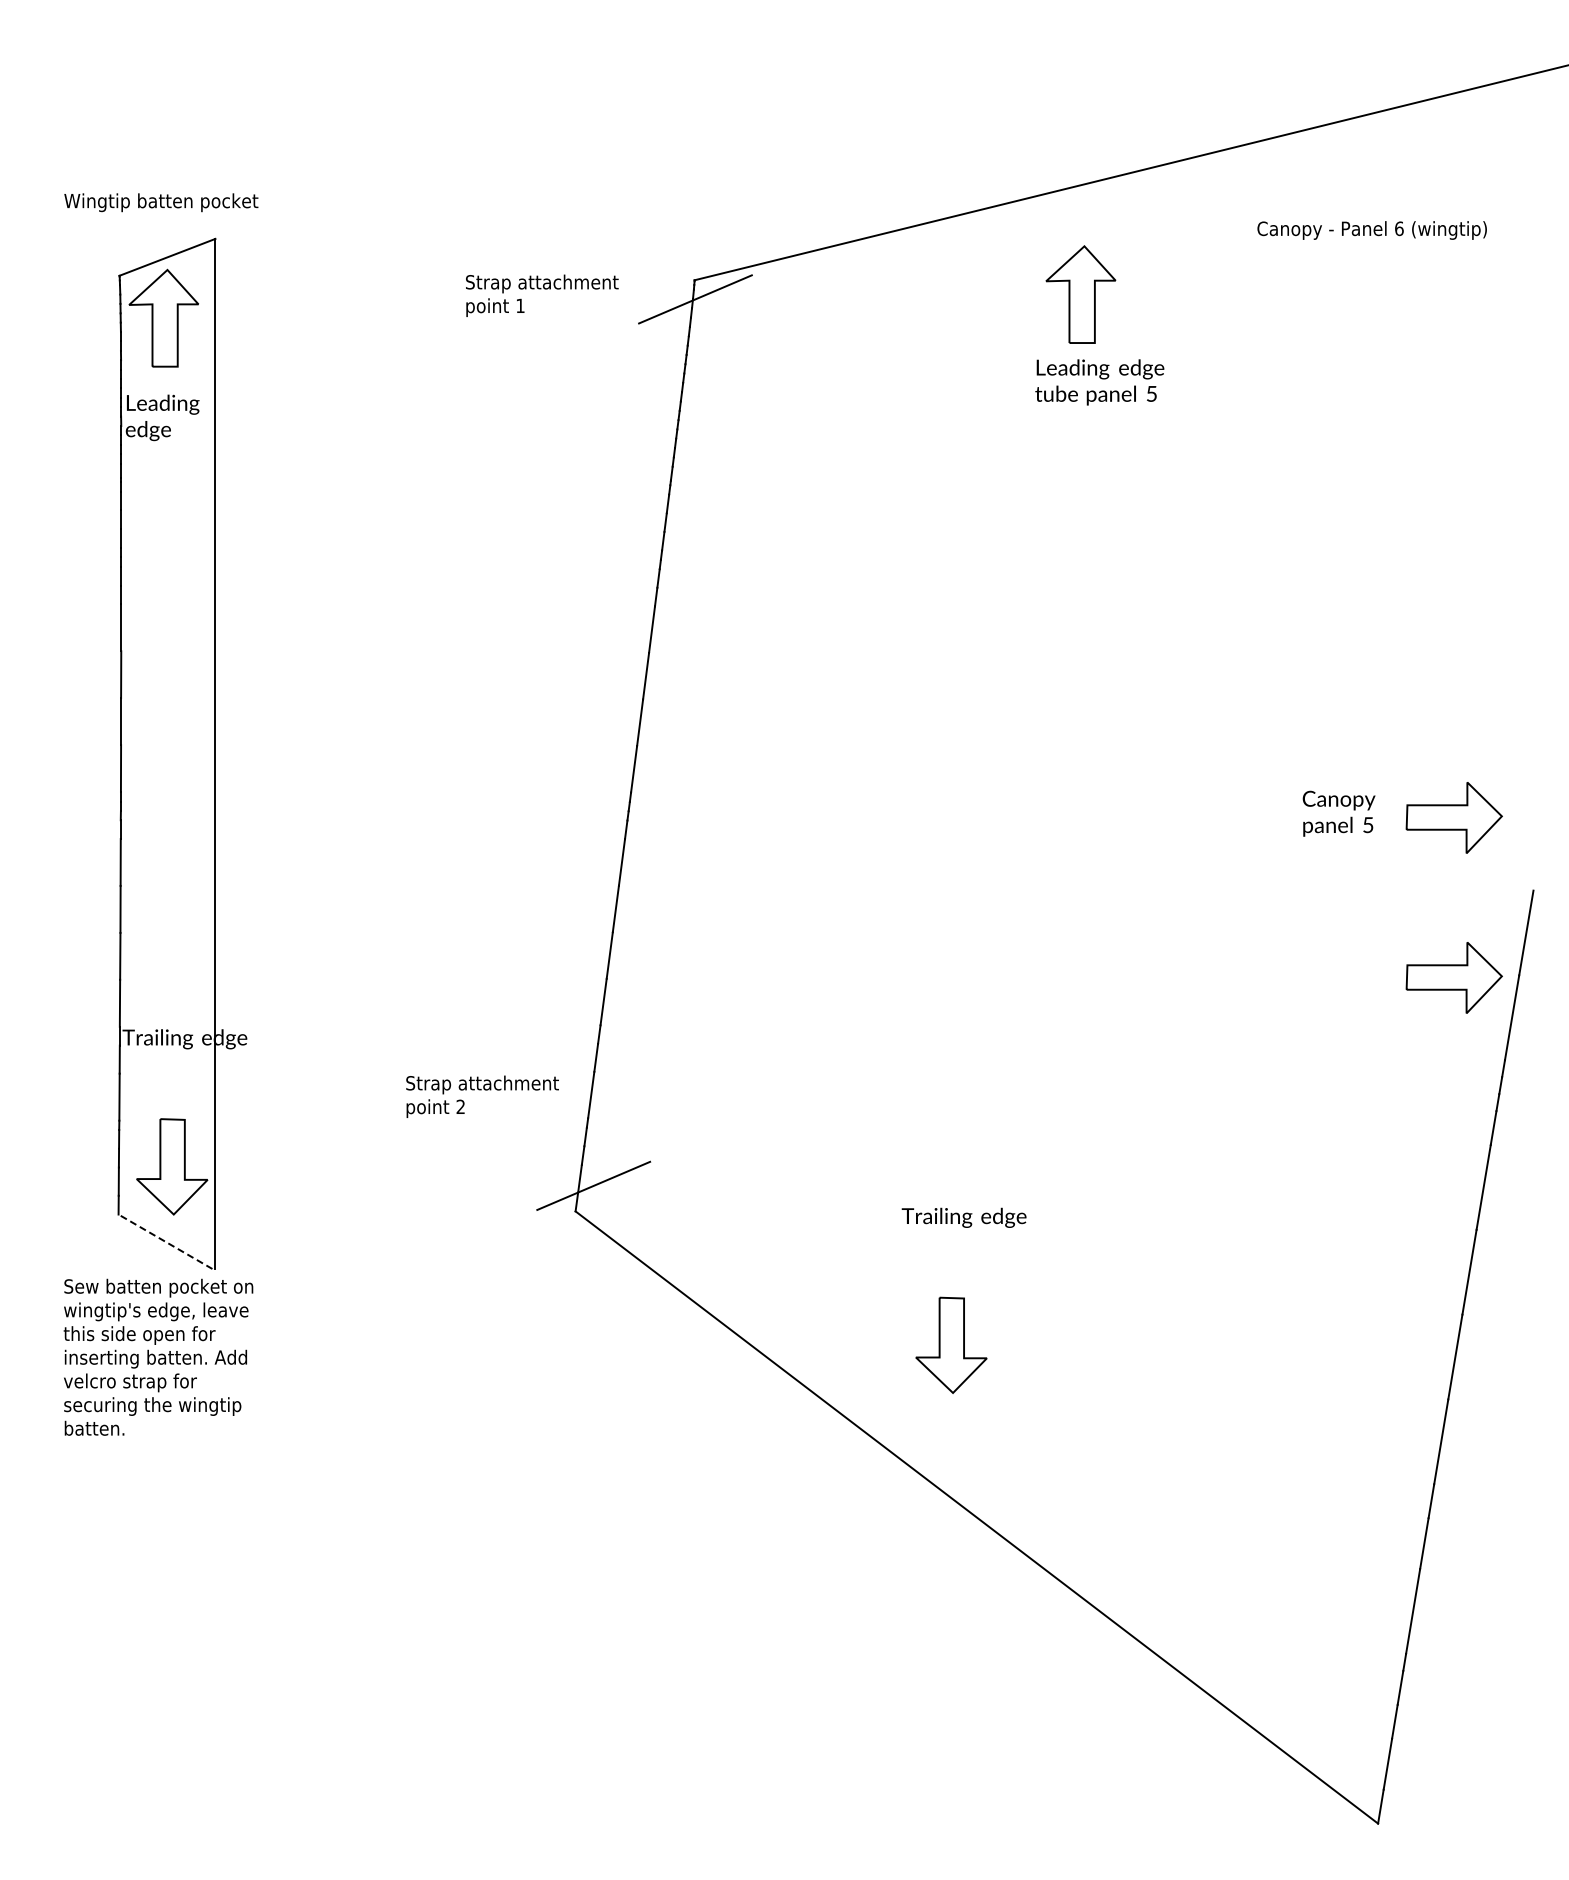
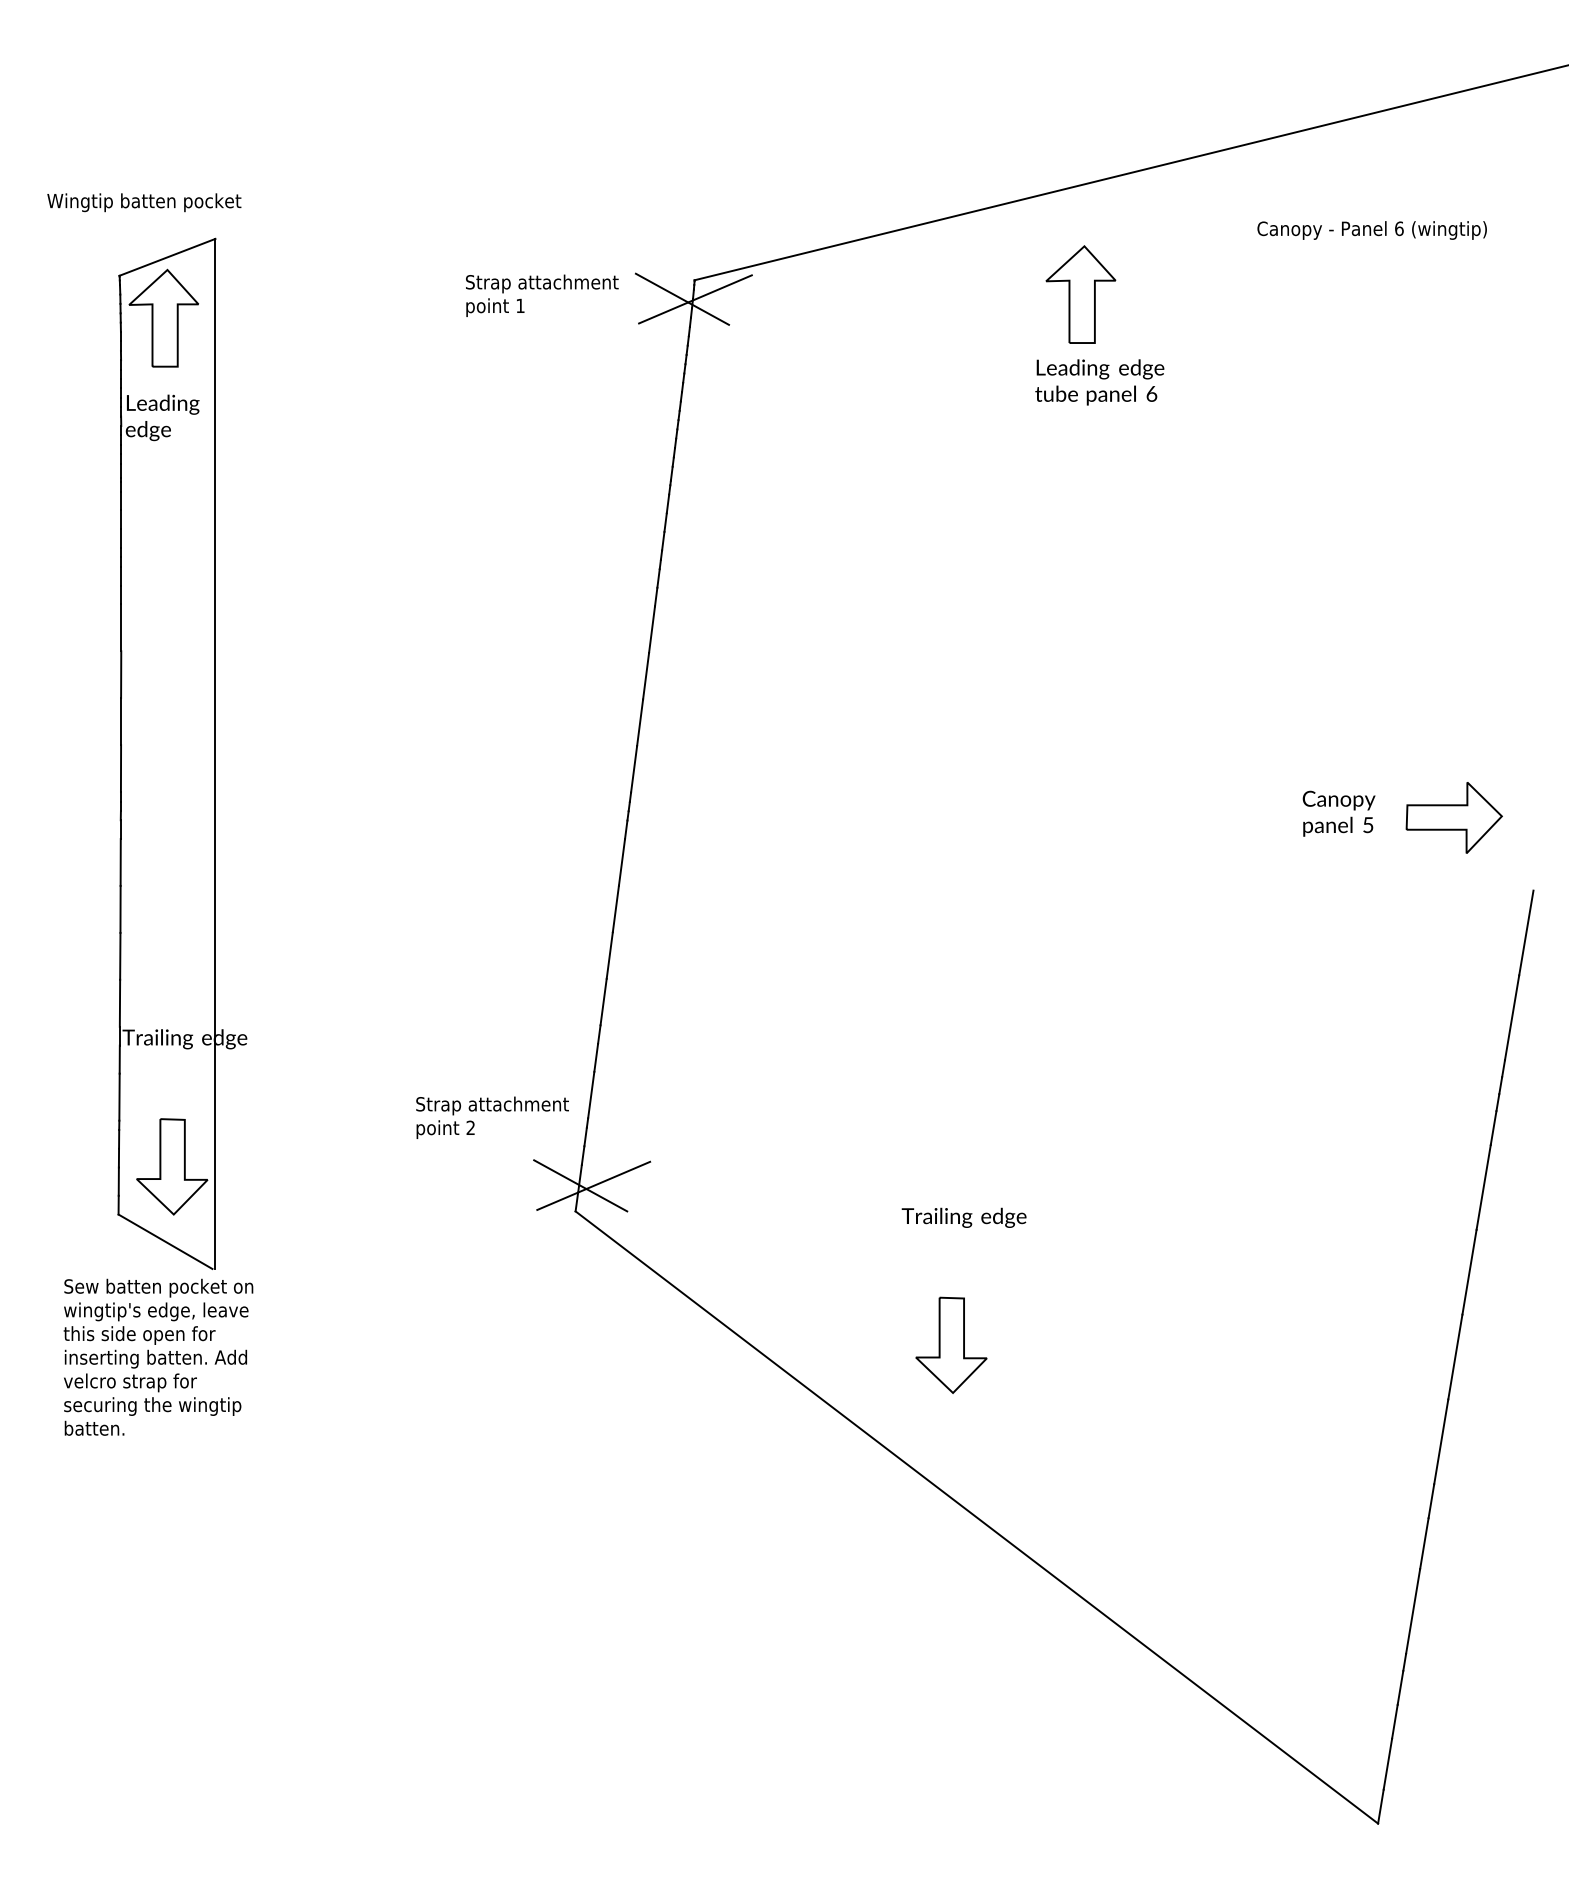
text position: (161, 202) -> (144, 202) (144, 202)
line: none -> present (682, 298)
text: 5 -> 6 (1151, 393)
part: present -> none (1453, 977)
text position: (482, 1096) -> (492, 1117) (492, 1117)
line: none -> present (580, 1185)
line: dashed -> solid (165, 1241)
